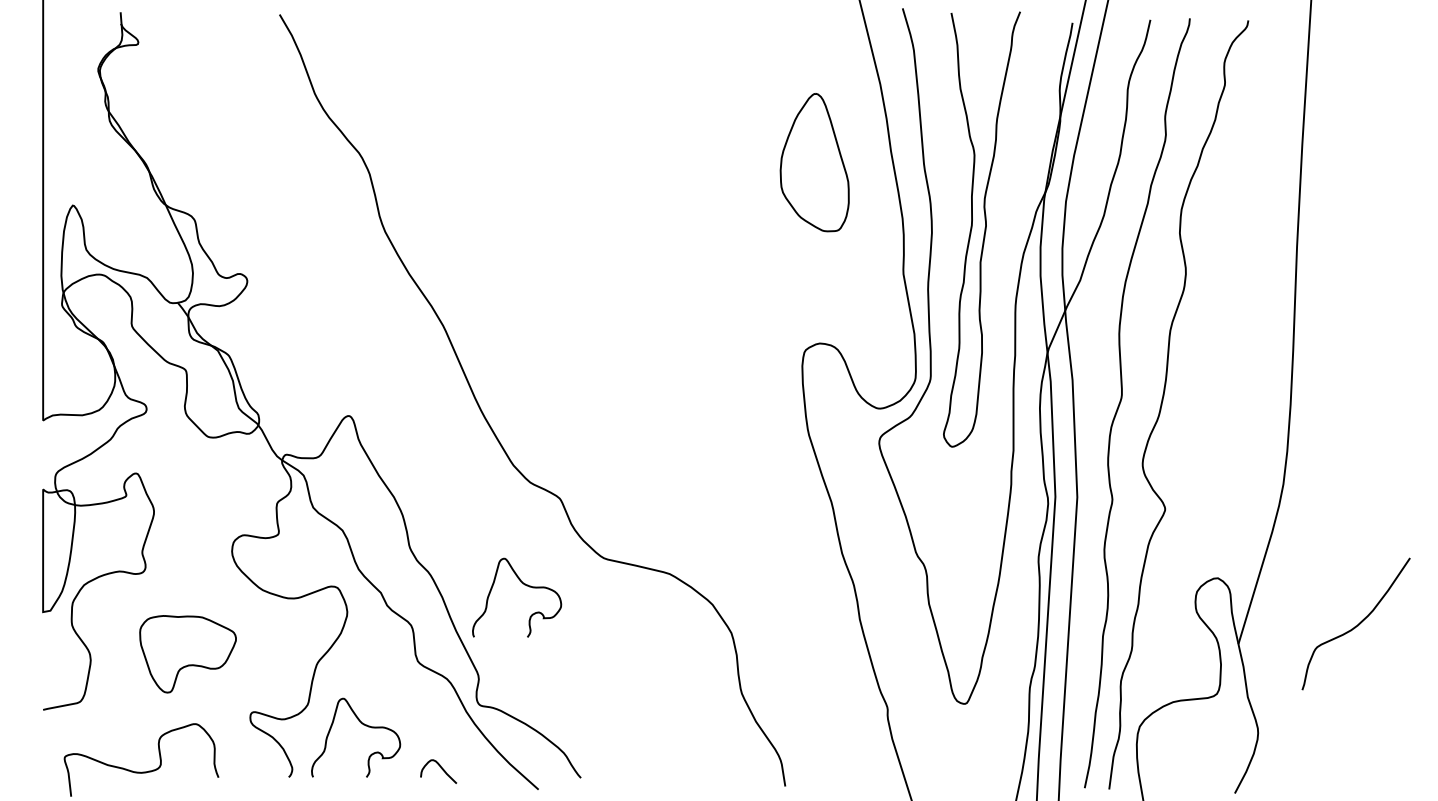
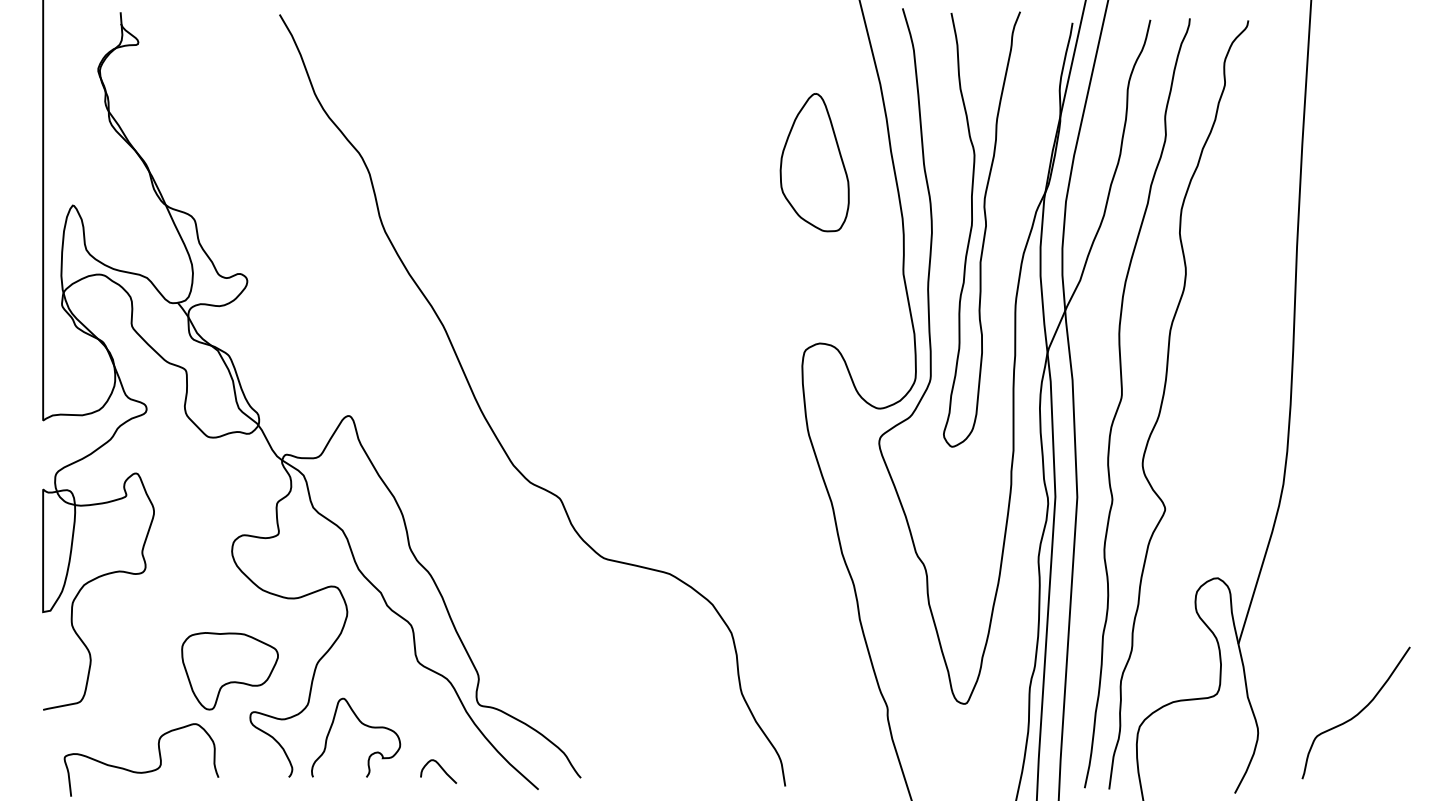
curve: present -> none (524, 585)
curve position: (1355, 625) -> (1355, 714) (1355, 714)
part position: (187, 654) -> (229, 671) (229, 671)
